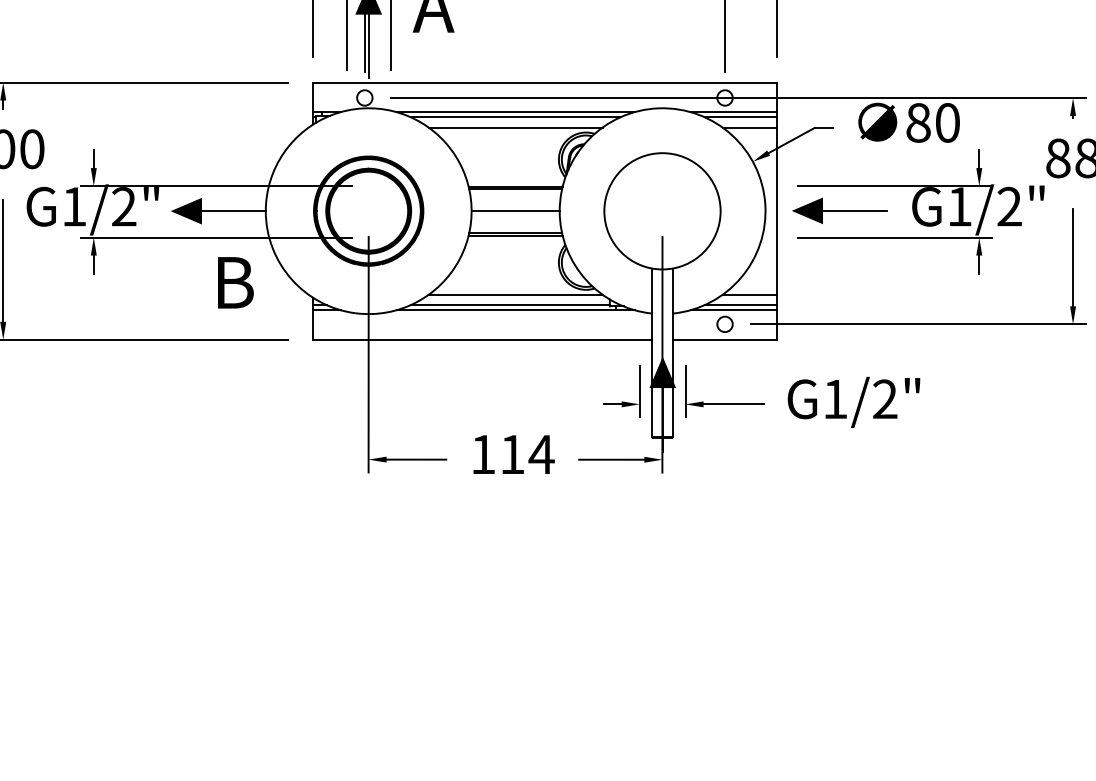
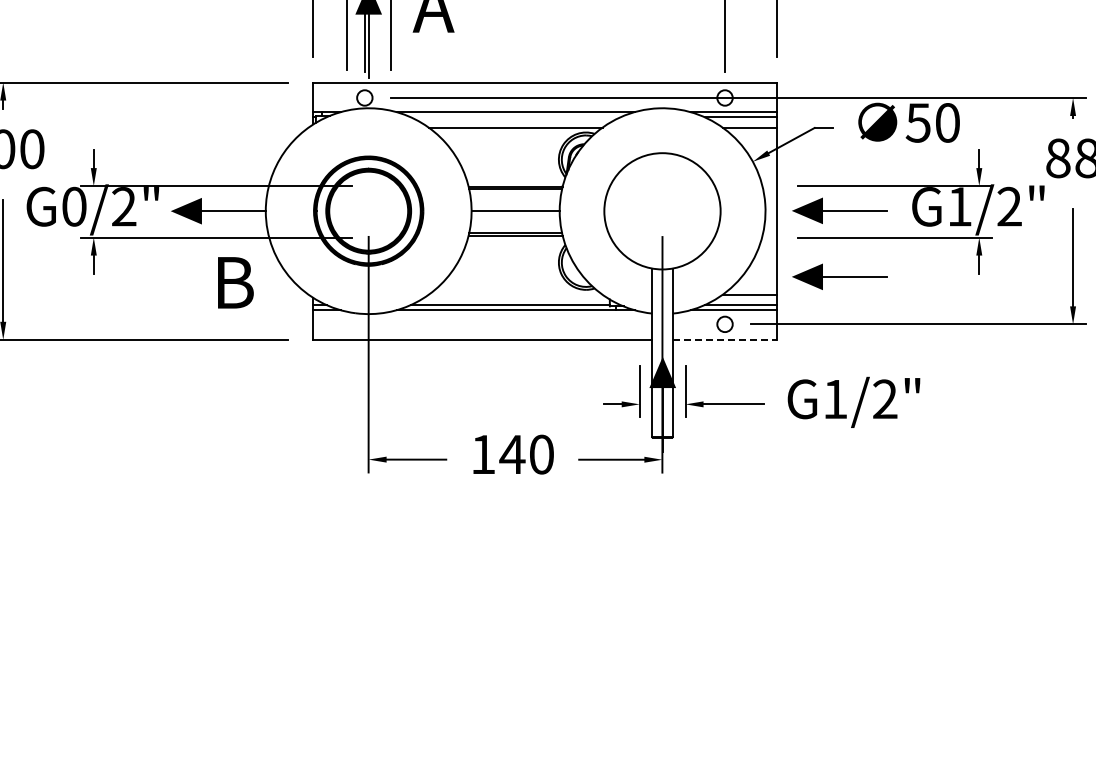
line: present -> none (515, 117)
text: 80 -> 50 (917, 122)
text: G1/2" -> G0/2" (74, 206)
part: none -> present (839, 276)
line: present -> none (515, 294)
line: solid -> dashed (724, 339)
text: 114 -> 140 (526, 454)
